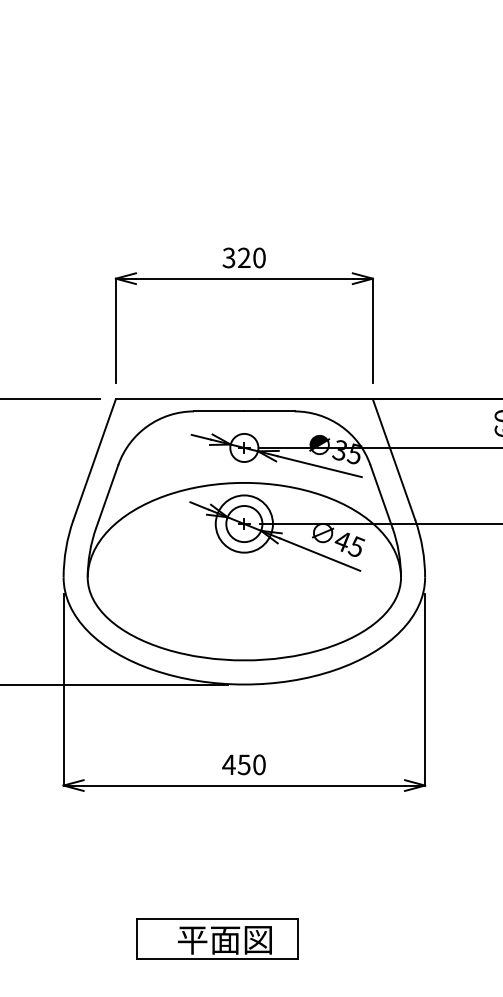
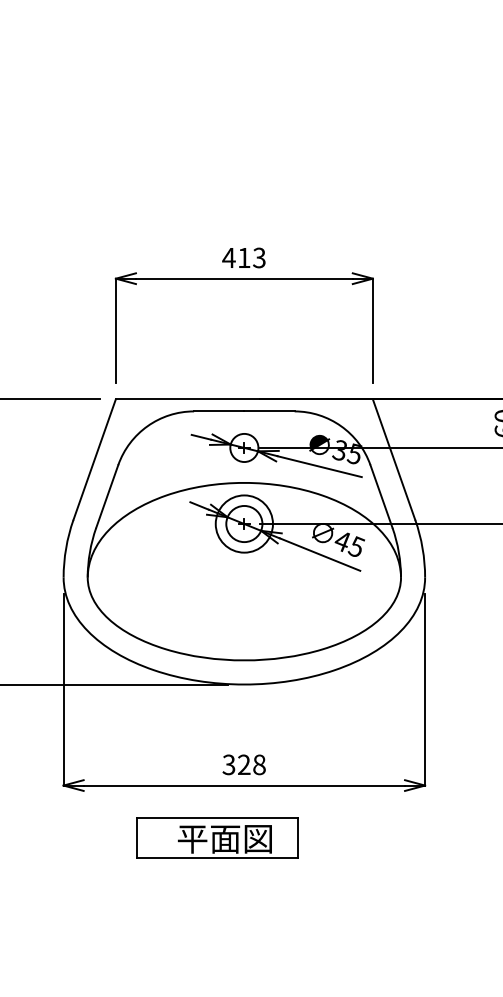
text: 320 -> 413 (243, 257)
text: 450 -> 328 (243, 764)
part position: (217, 938) -> (217, 837) (217, 837)
